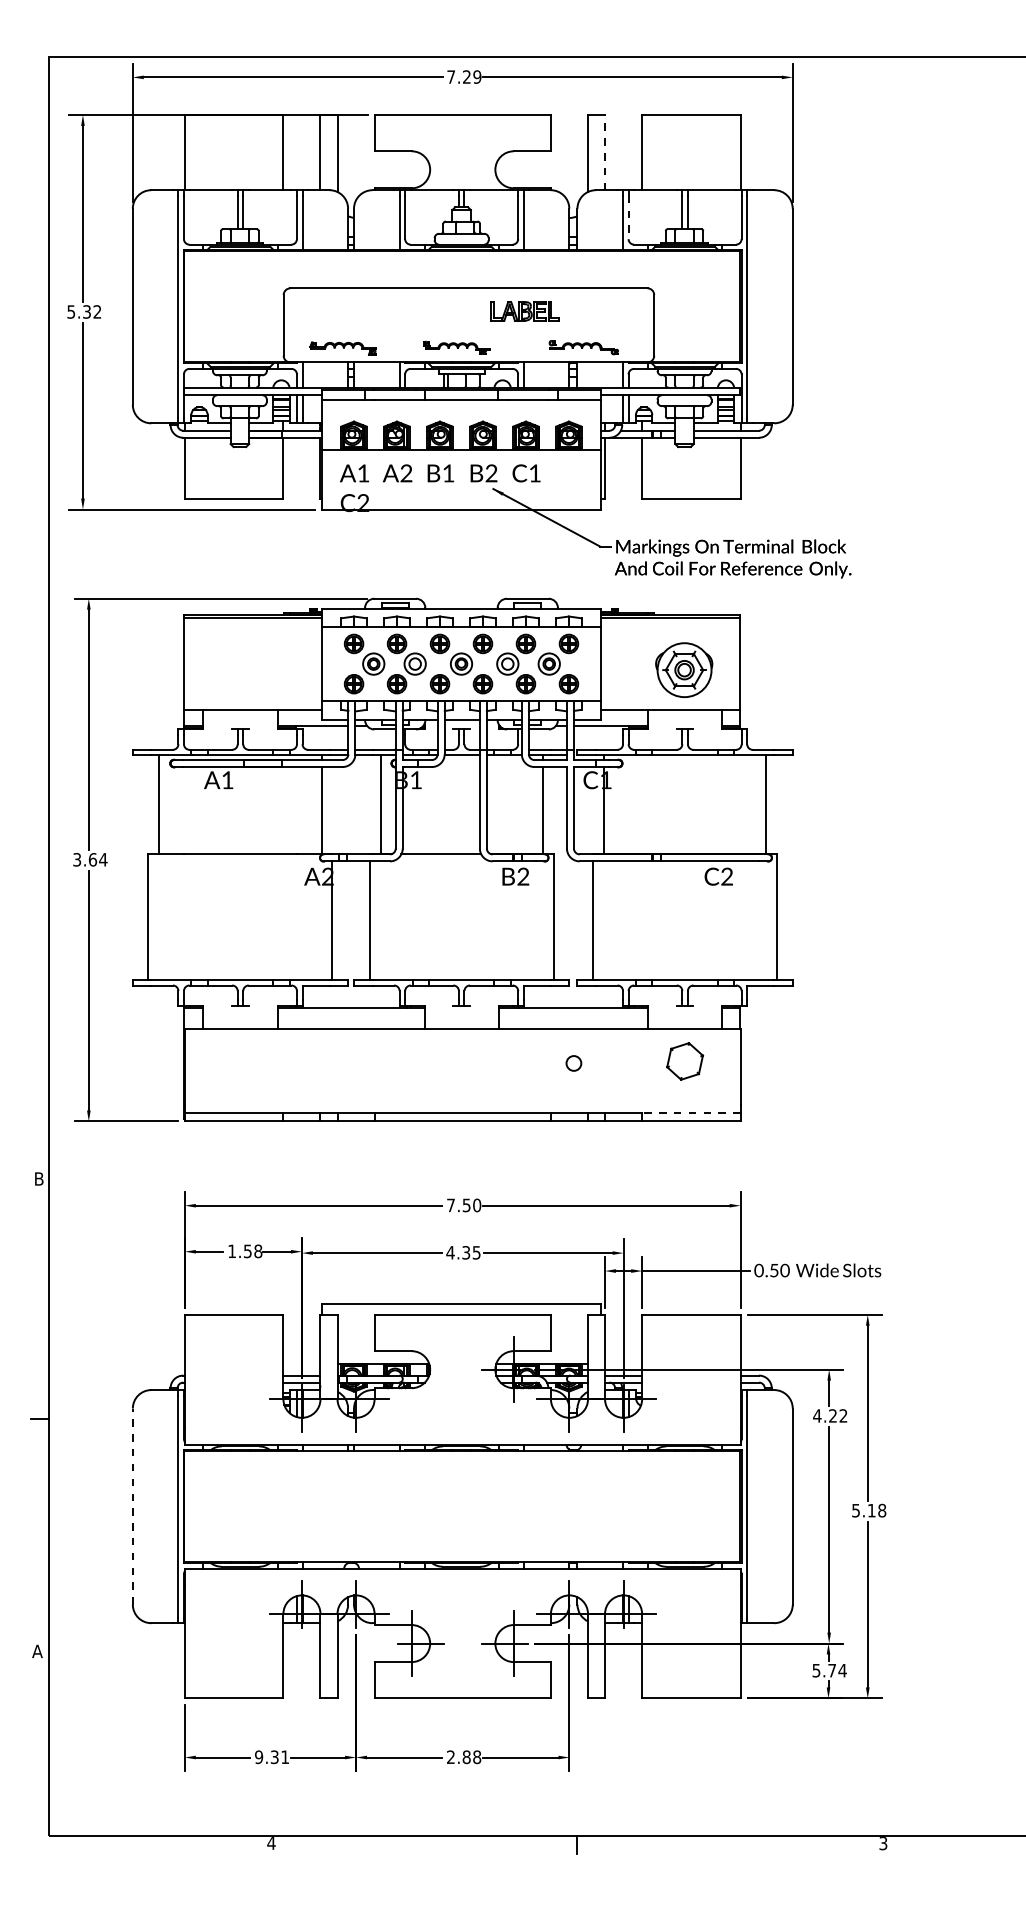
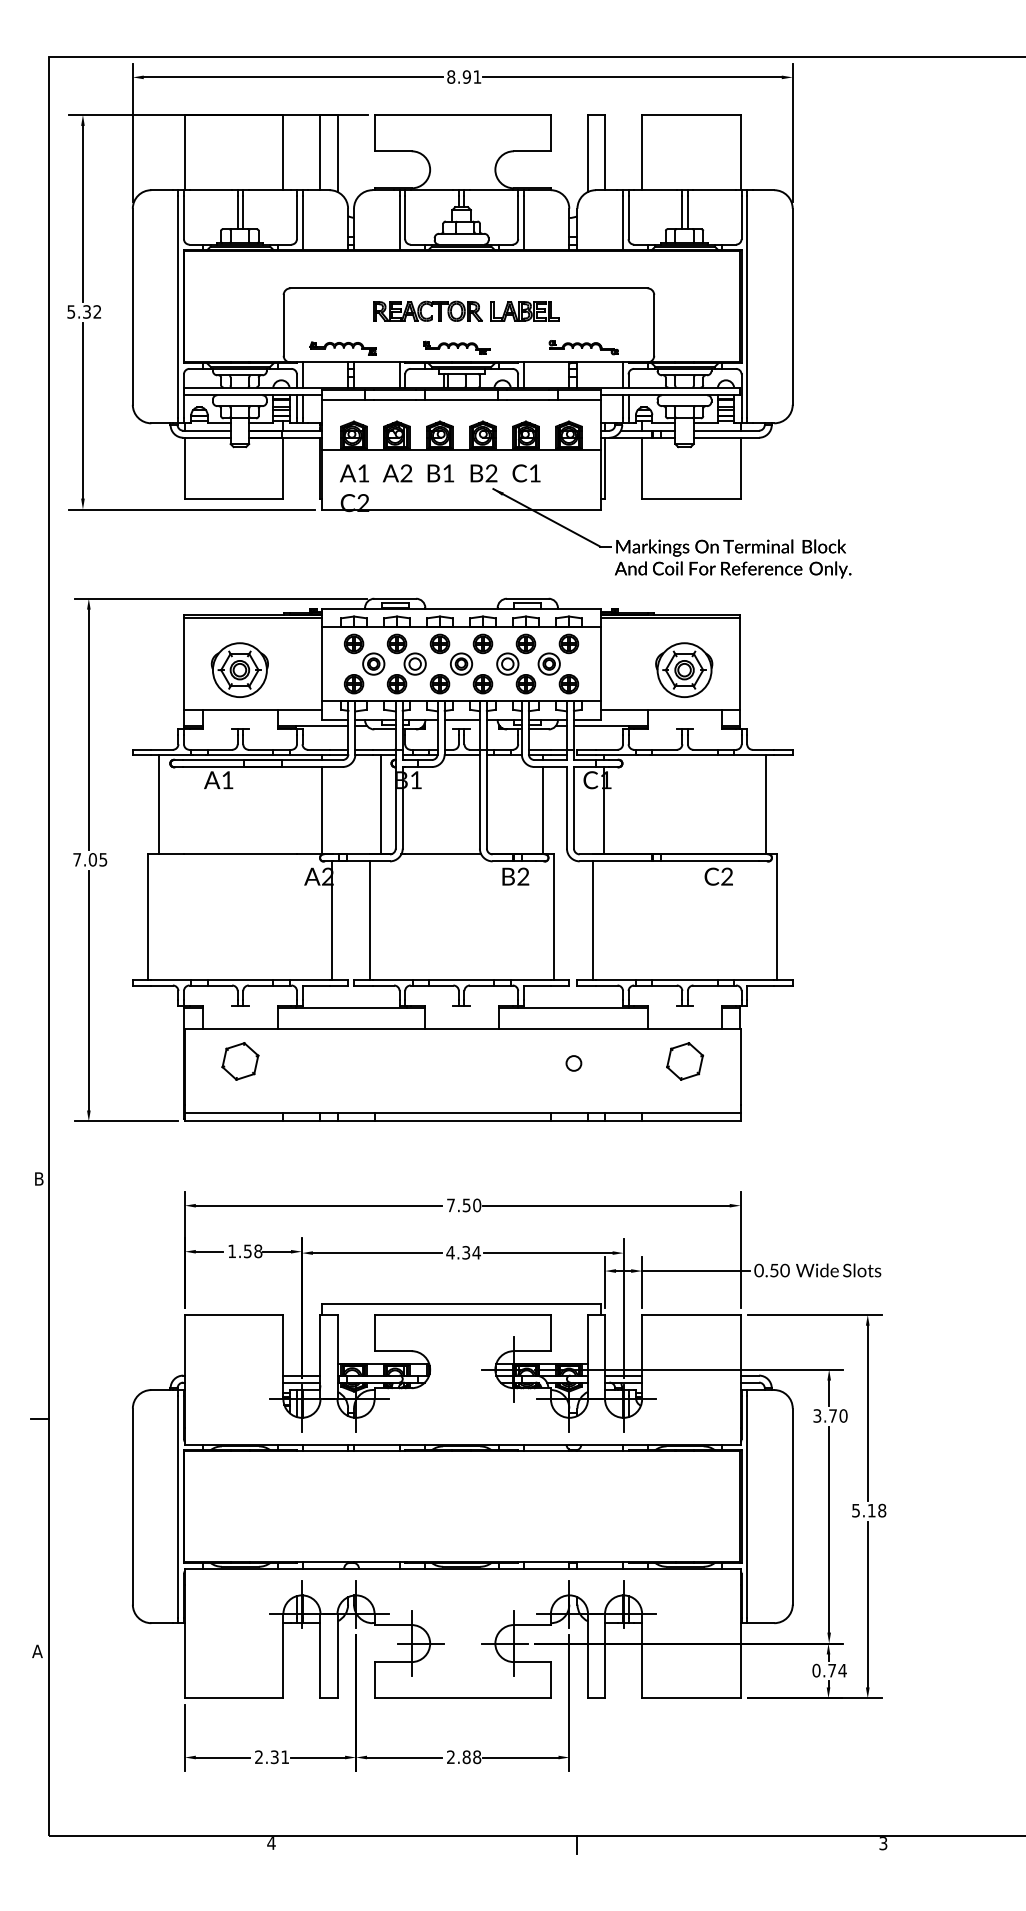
text: 7.29 -> 8.91 (464, 76)
line: dashed -> solid (605, 152)
line: dashed -> solid (628, 217)
part: none -> present (427, 310)
part: none -> present (239, 669)
text: 3.64 -> 7.05 (90, 859)
part: none -> present (240, 1061)
line: dashed -> solid (690, 1113)
text: 4.35 -> 4.34 (476, 1252)
text: 4.22 -> 3.70 (830, 1415)
line: dashed -> solid (132, 1506)
text: 5.74 -> 0.74 (816, 1670)
text: 9.31 -> 2.31 (259, 1757)
